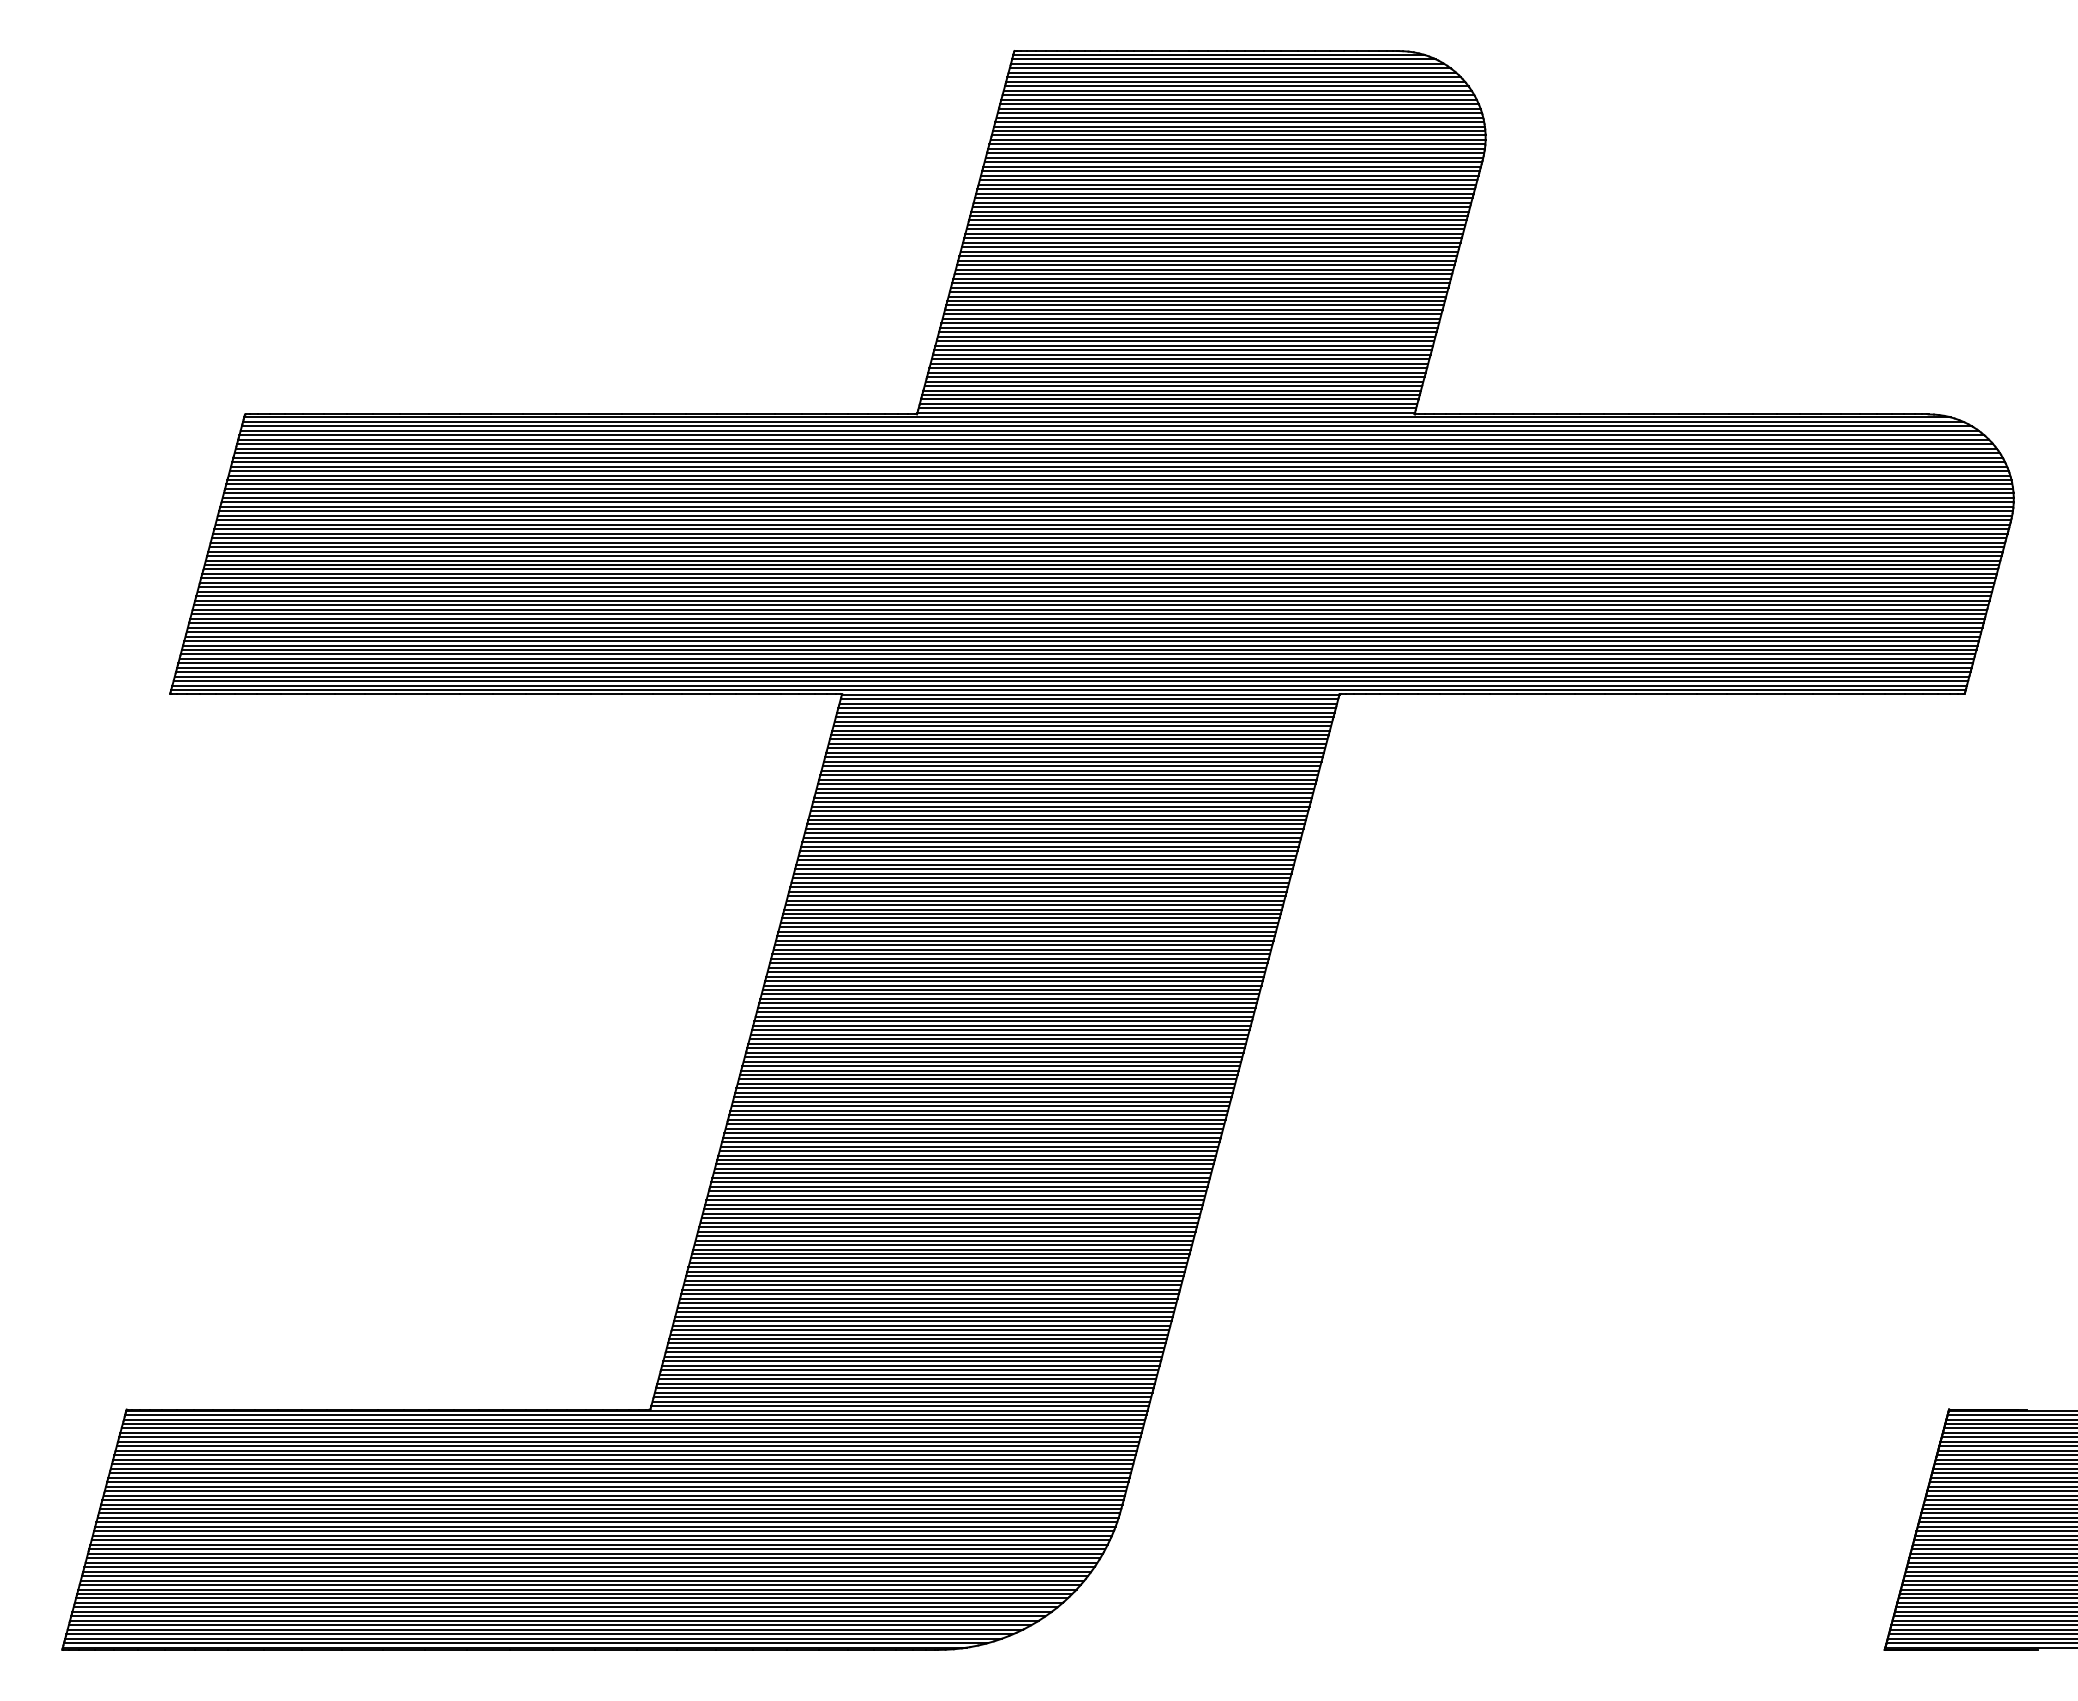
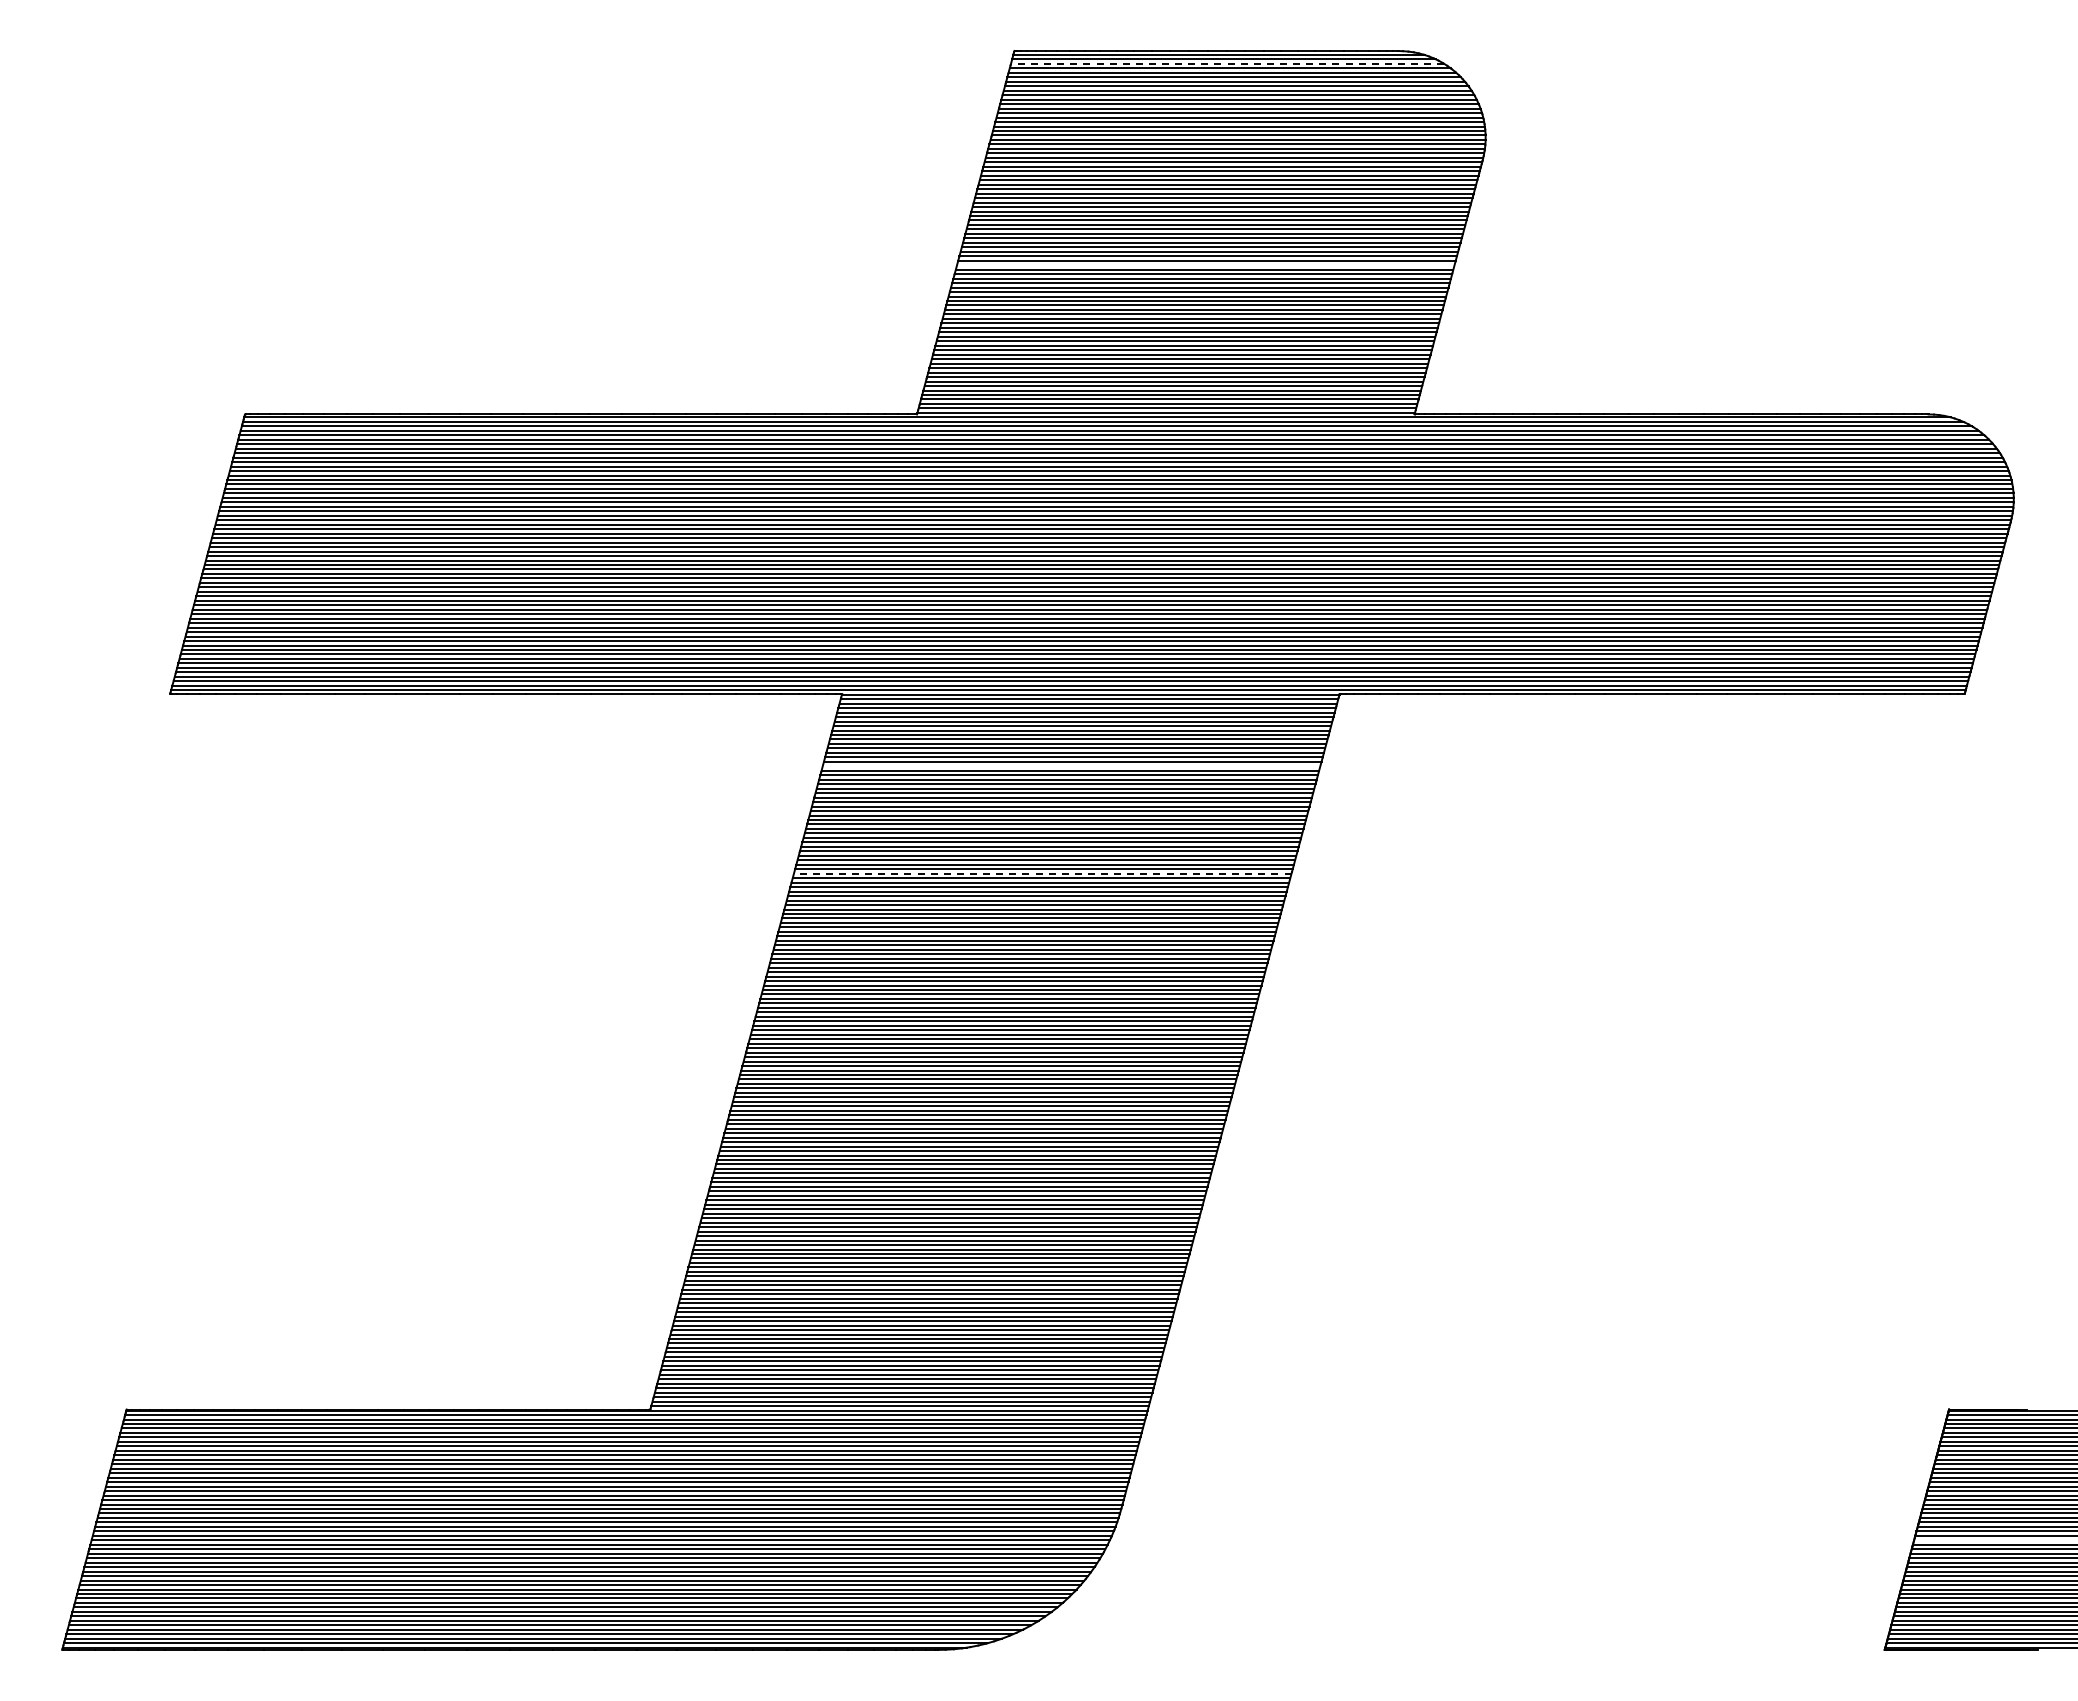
line: solid -> dashed (1227, 63)
line: present -> none (1205, 265)
line: present -> none (1071, 766)
line: solid -> dashed (1042, 873)
line: present -> none (1994, 1540)
